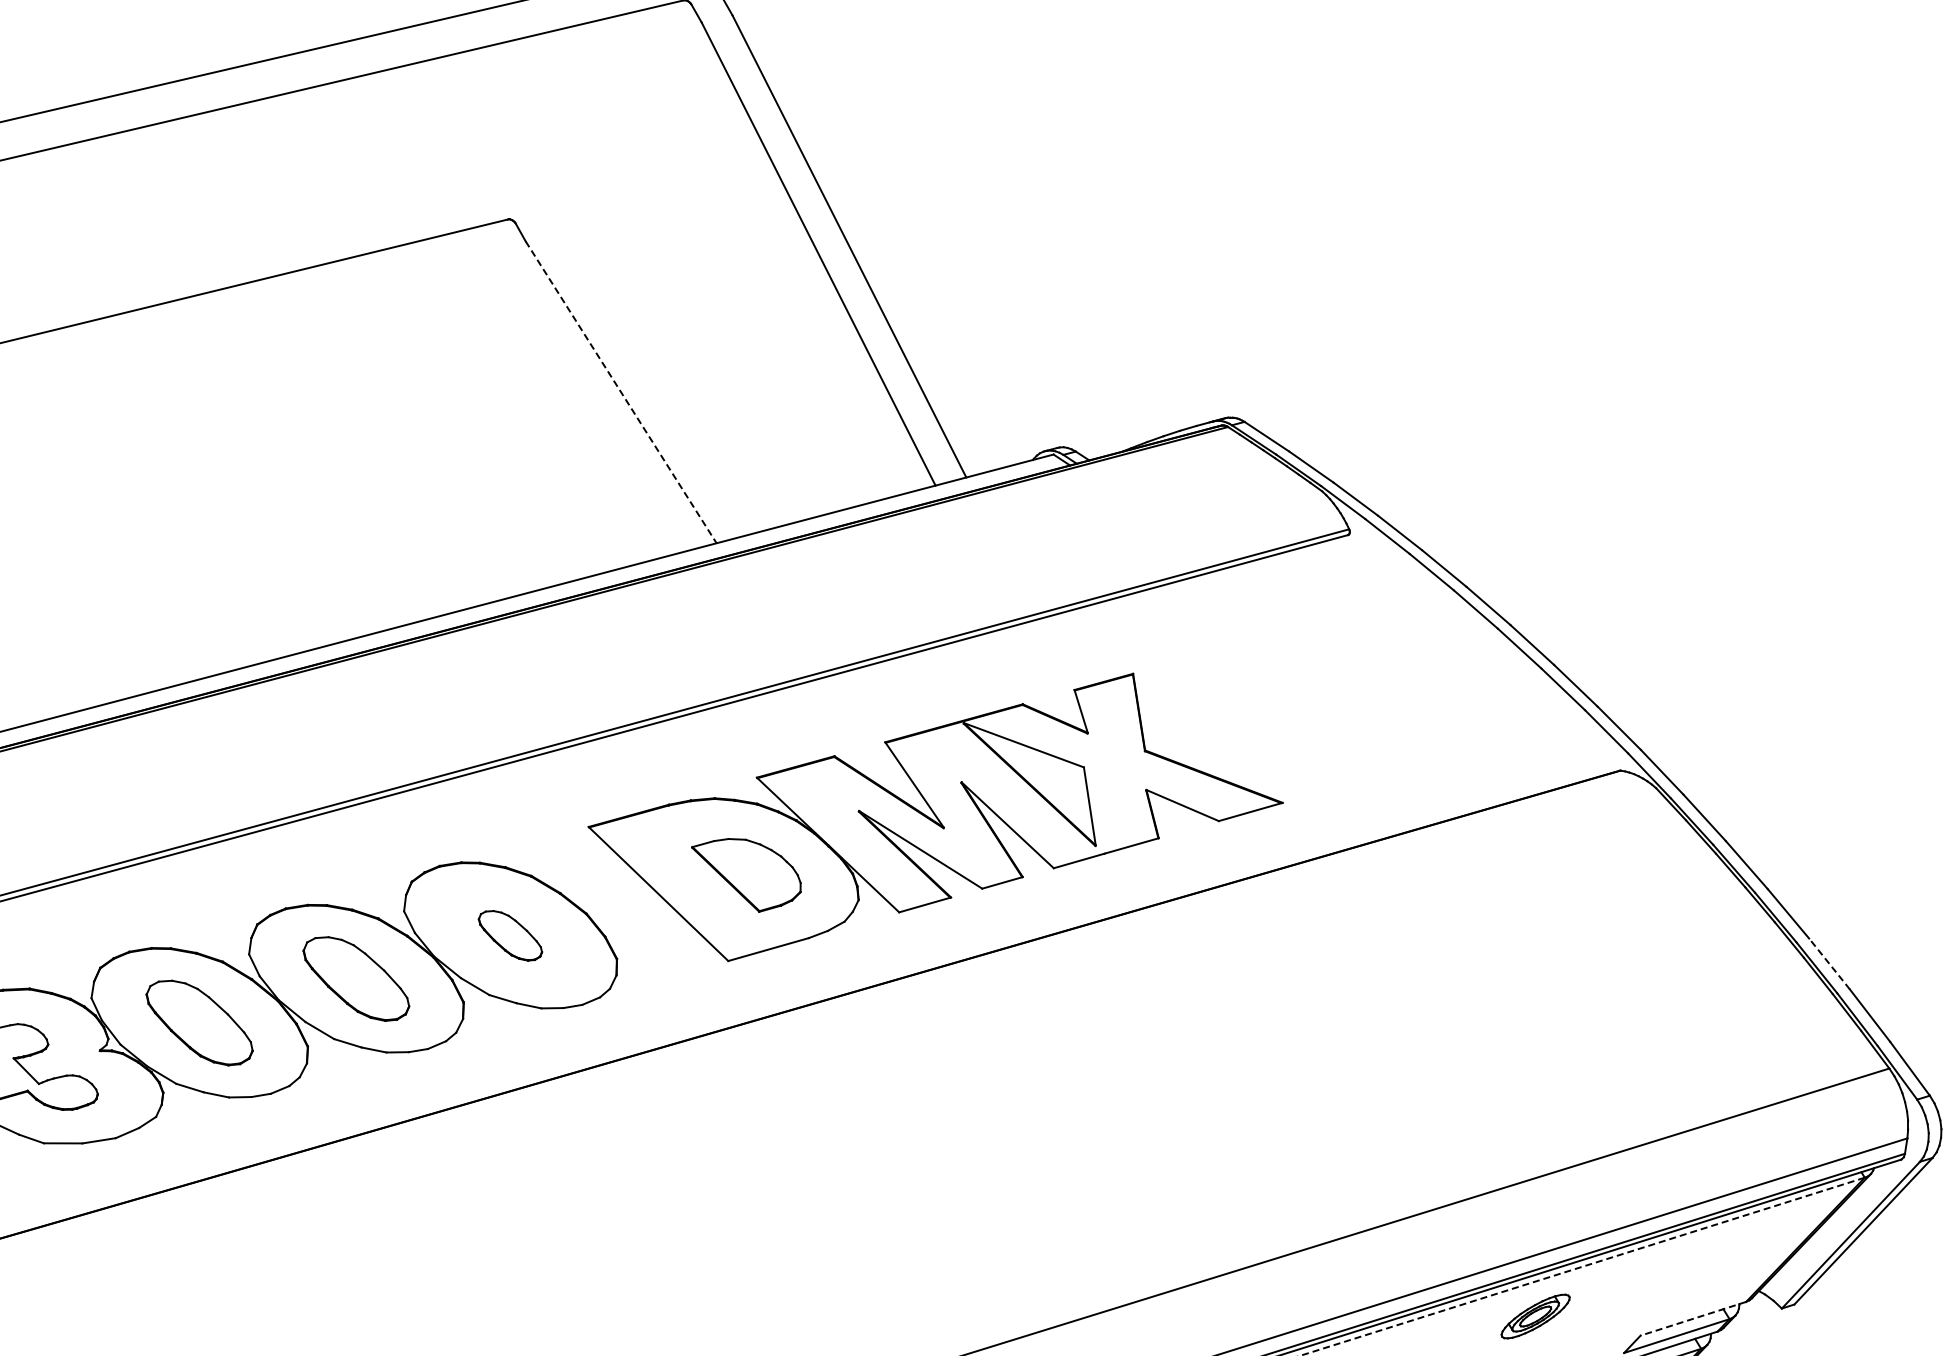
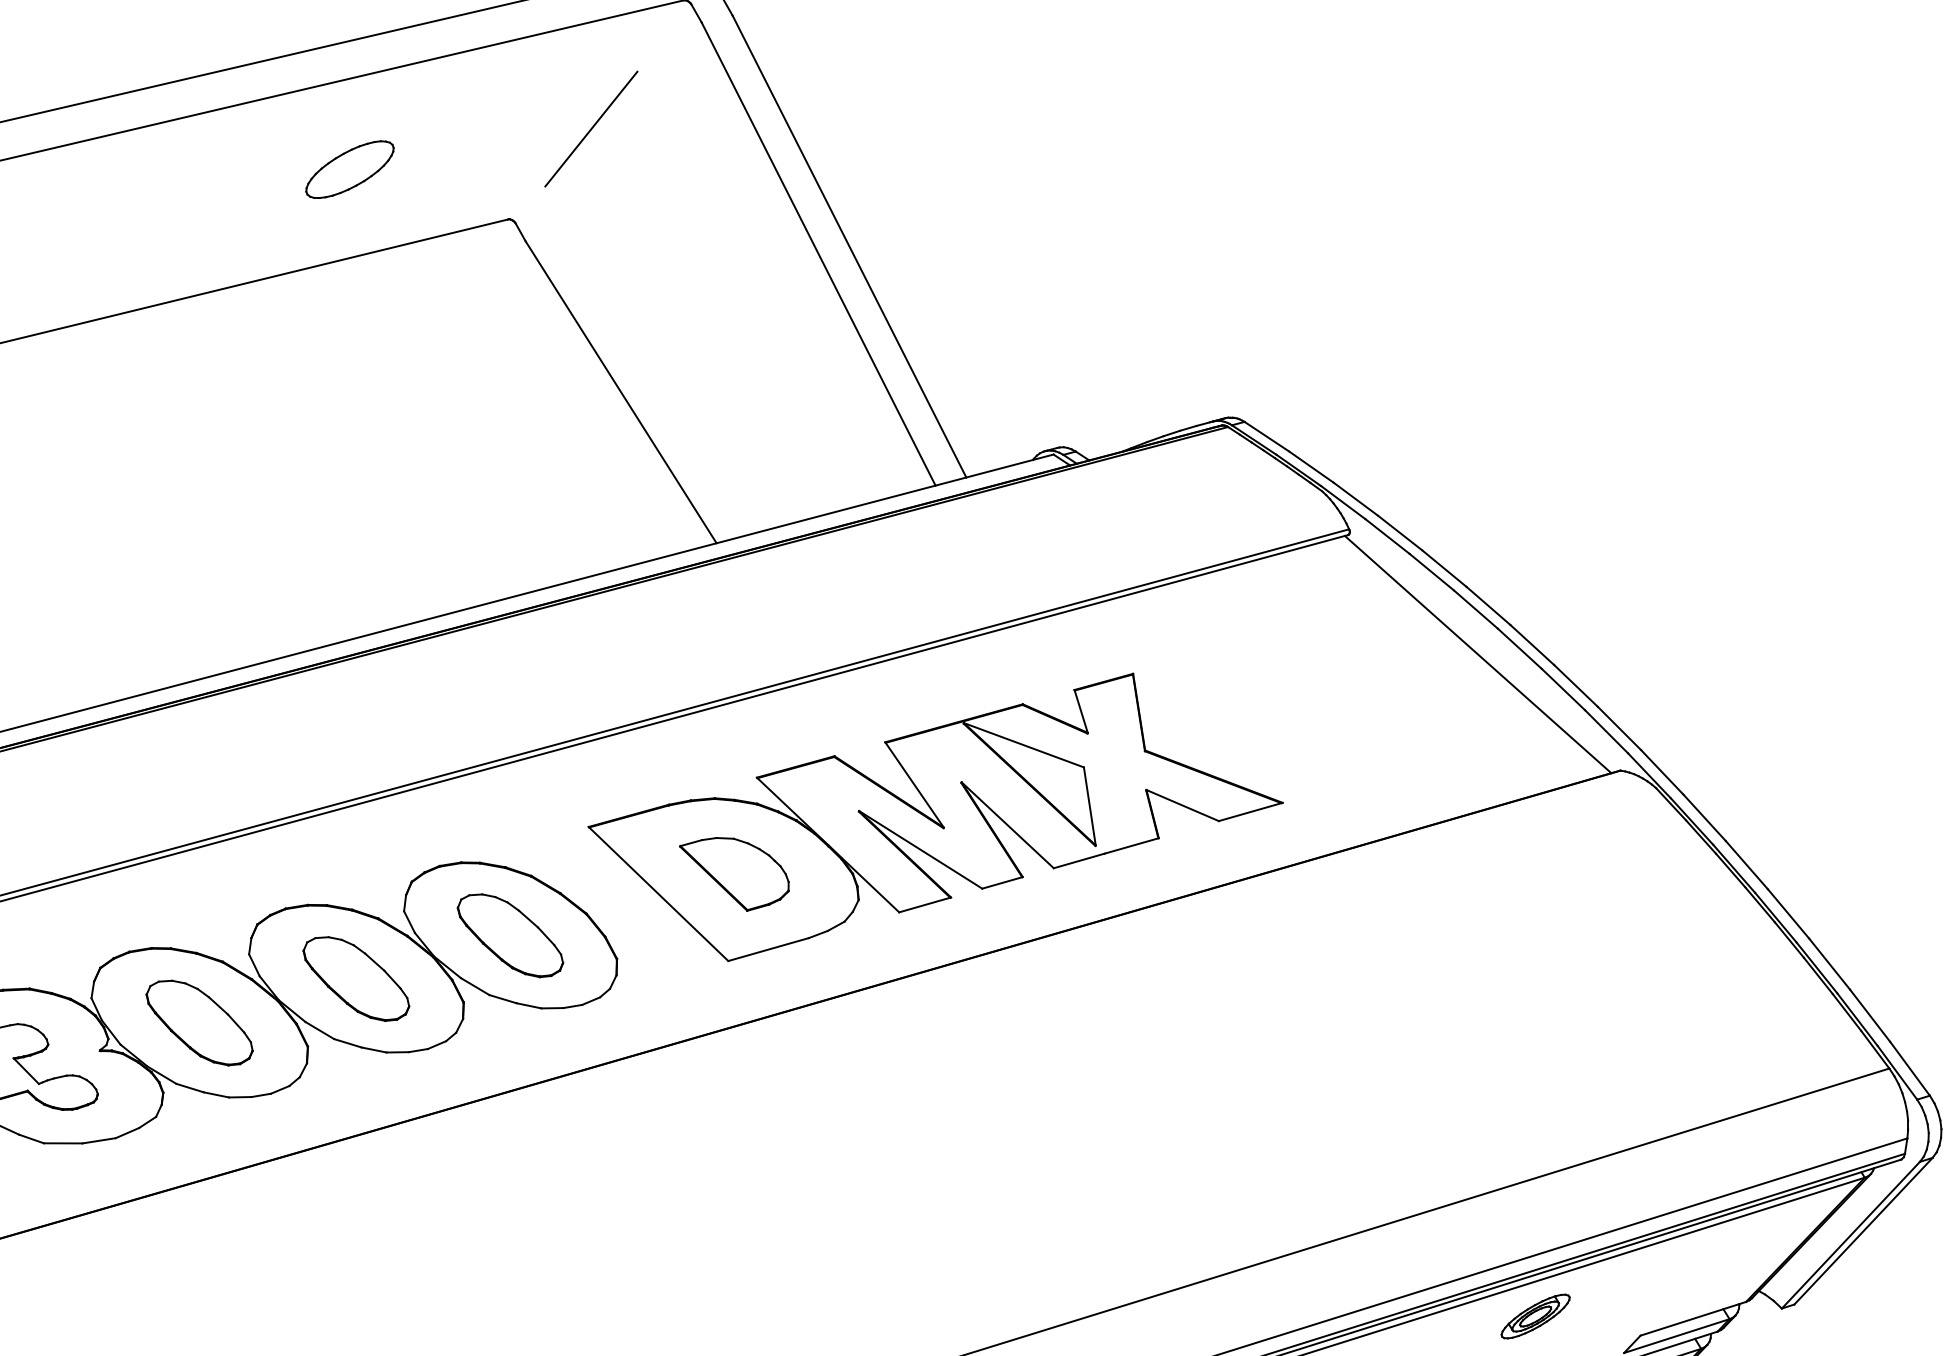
line: none -> present (591, 128)
part: none -> present (349, 169)
line: dashed -> solid (621, 392)
line: none -> present (1477, 654)
part position: (746, 875) -> (734, 874) (734, 874)
part size: 67x52 px -> 109x86 px (510, 935)
line: dashed -> solid (1829, 964)
line: dashed -> solid (1582, 1266)
line: dashed -> solid (1692, 1318)
